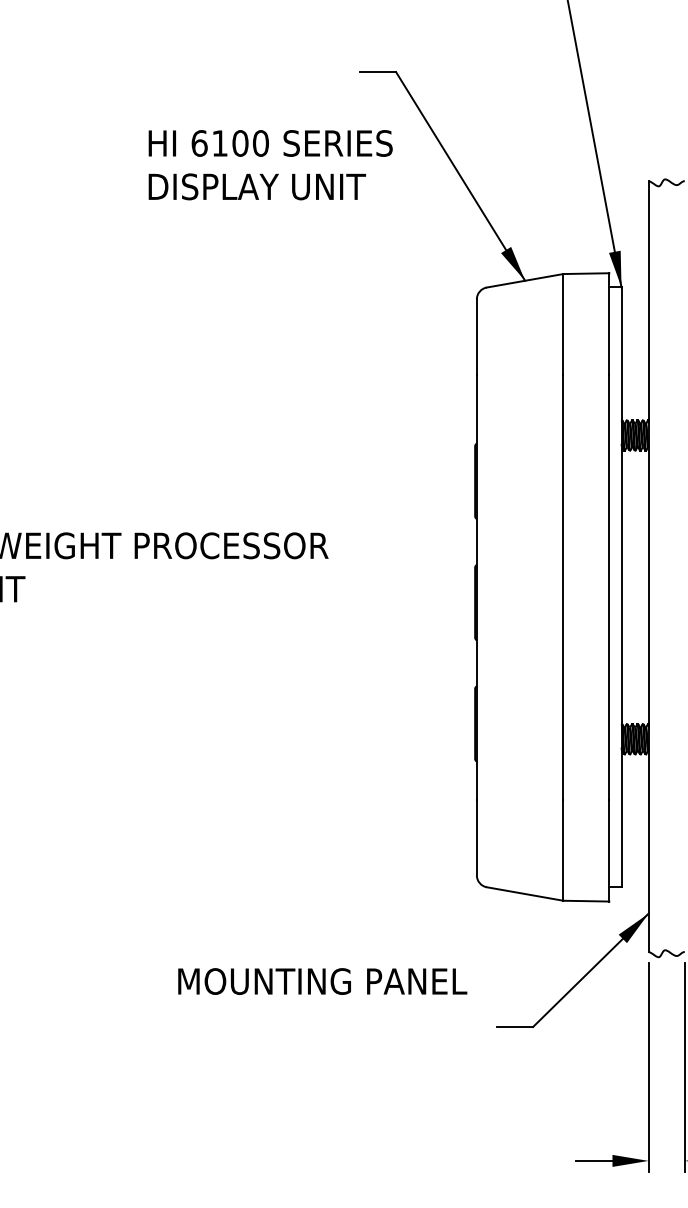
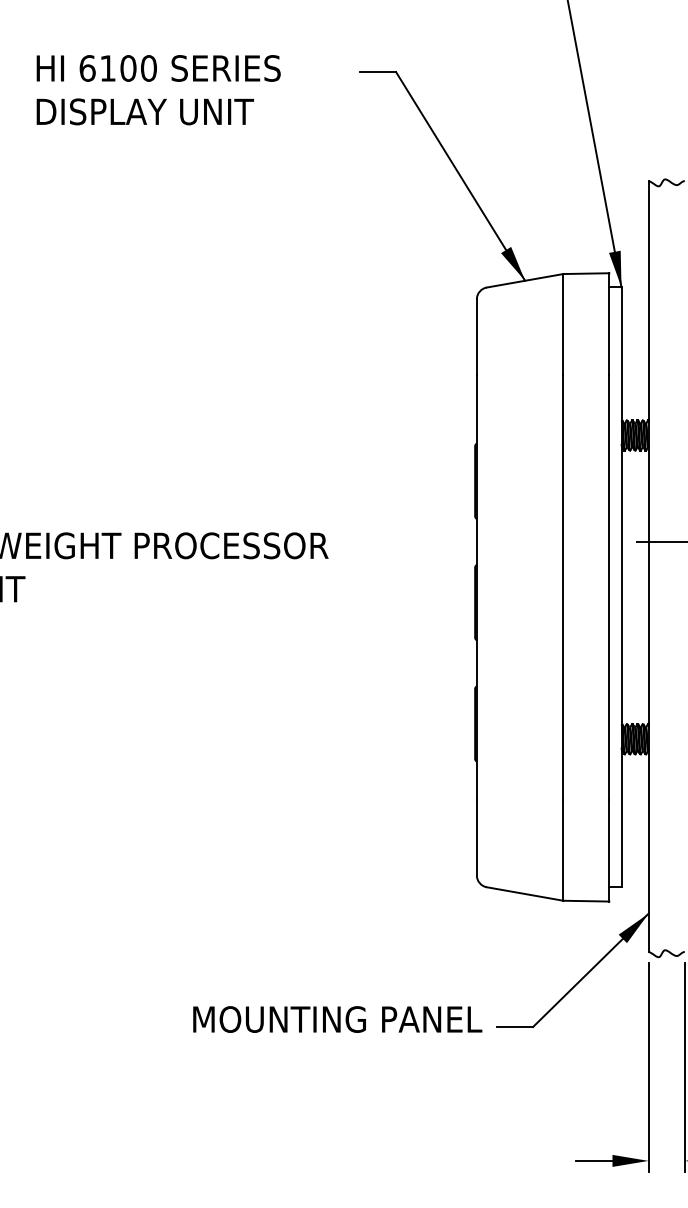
text position: (270, 165) -> (158, 90) (158, 90)
line: none -> present (659, 541)
text position: (322, 981) -> (337, 1019) (337, 1019)
